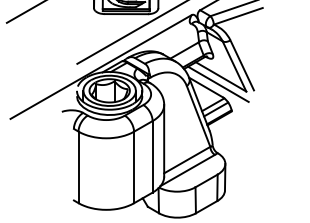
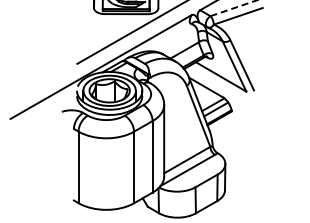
line: solid -> dashed (234, 8)
line: present -> none (24, 12)
line: present -> none (218, 83)
